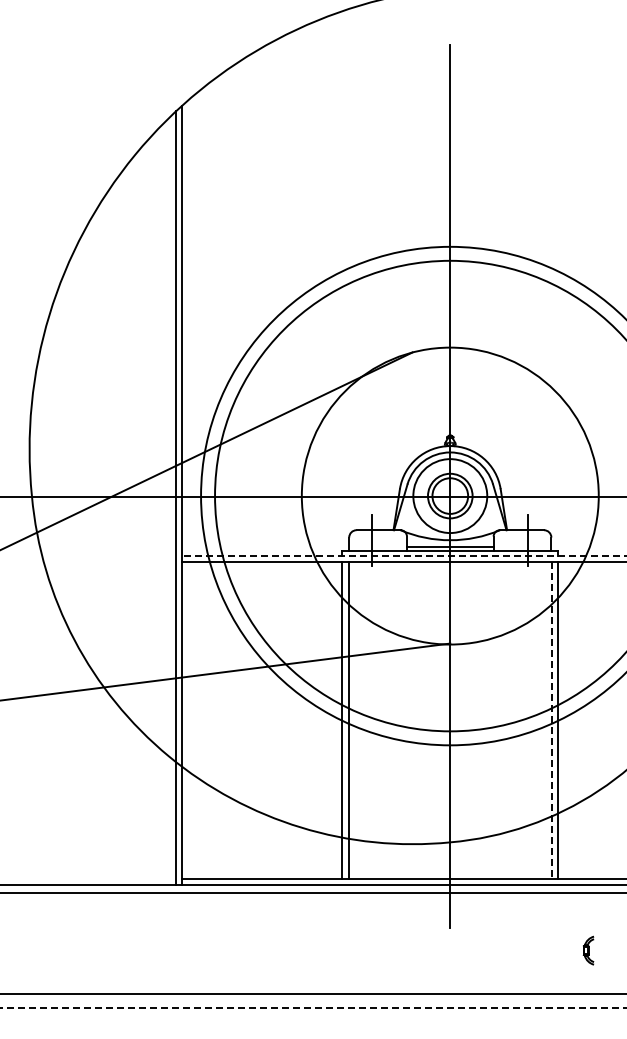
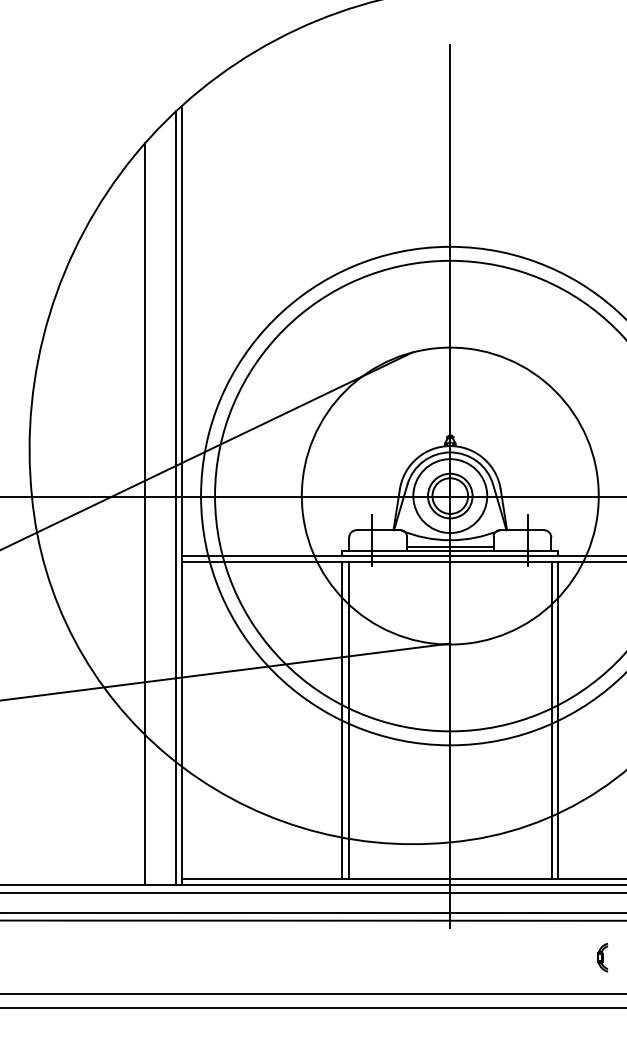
line: none -> present (145, 514)
line: dashed -> solid (403, 555)
line: dashed -> solid (551, 721)
line: none -> present (312, 913)
line: none -> present (312, 920)
part position: (588, 950) -> (602, 957) (602, 957)
line: dashed -> solid (313, 1007)
